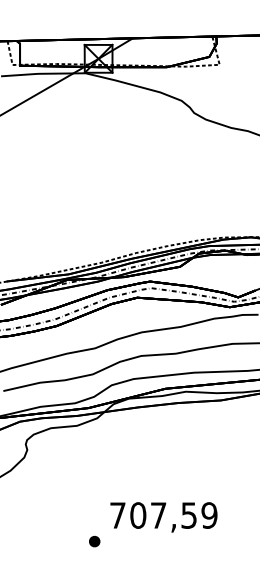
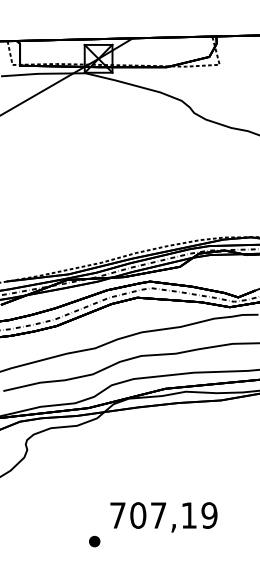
text: 707,59 -> 707,19 (188, 515)
